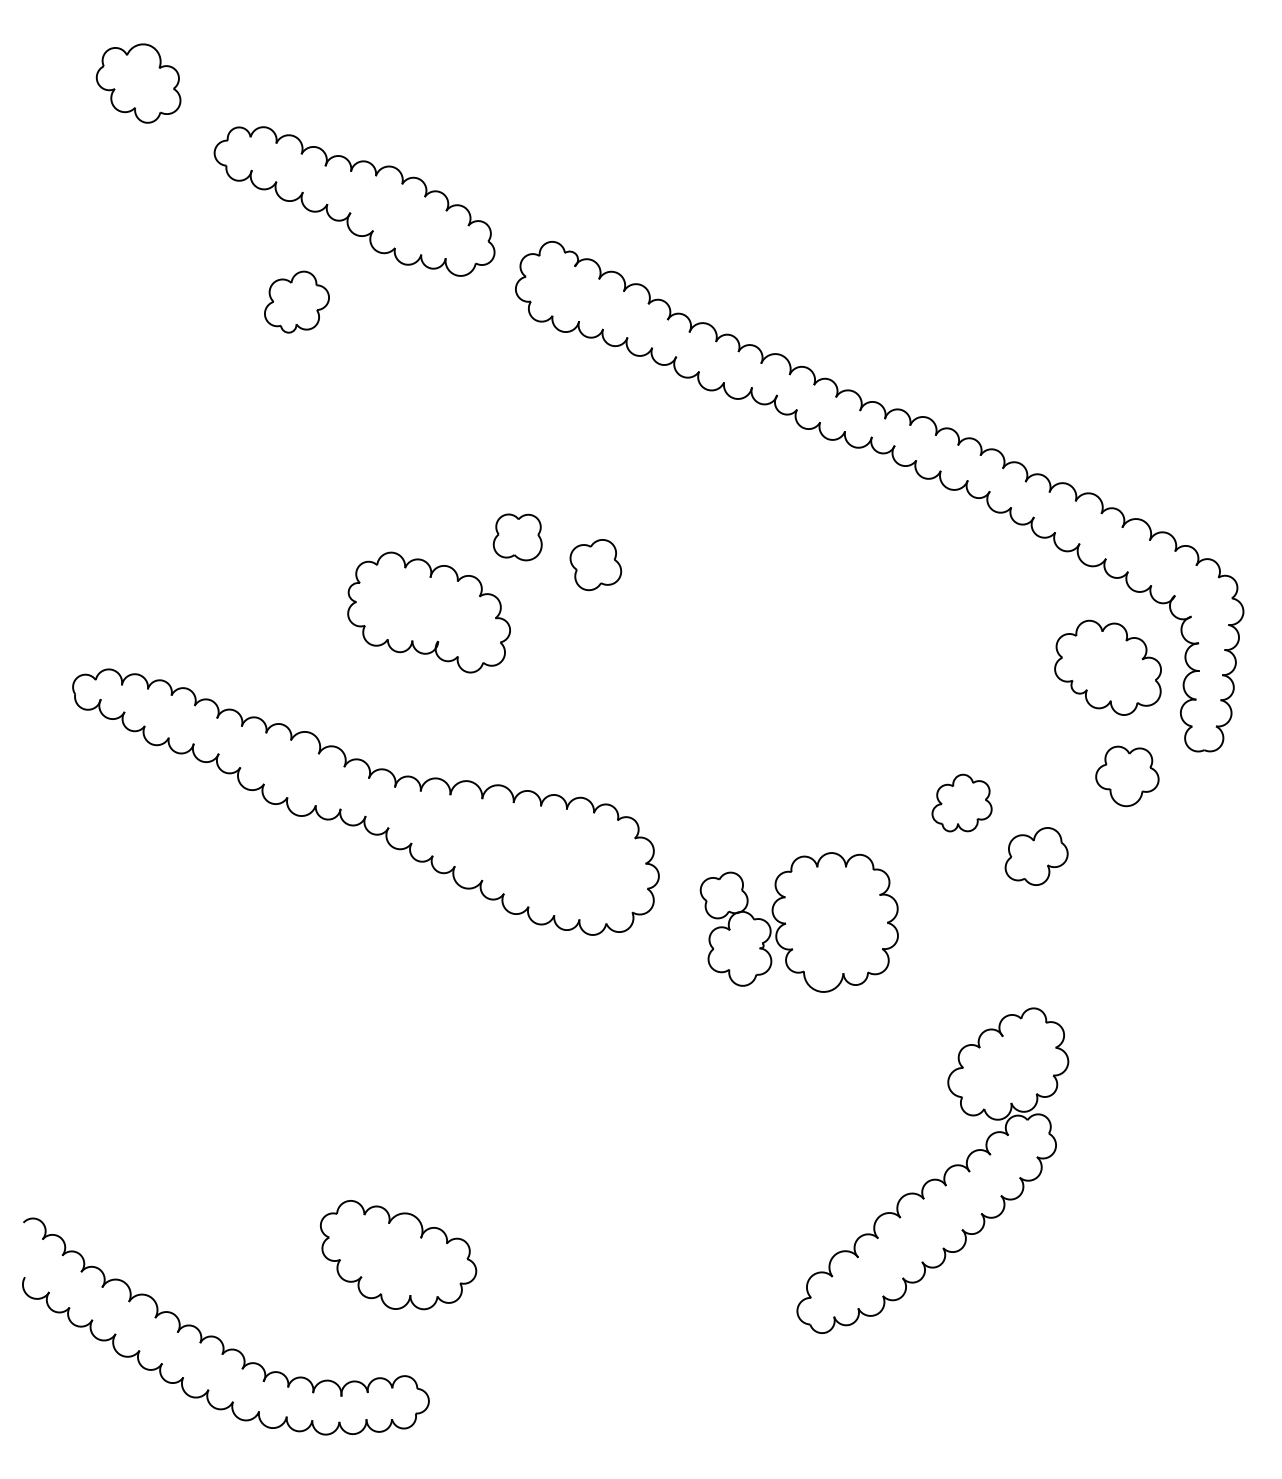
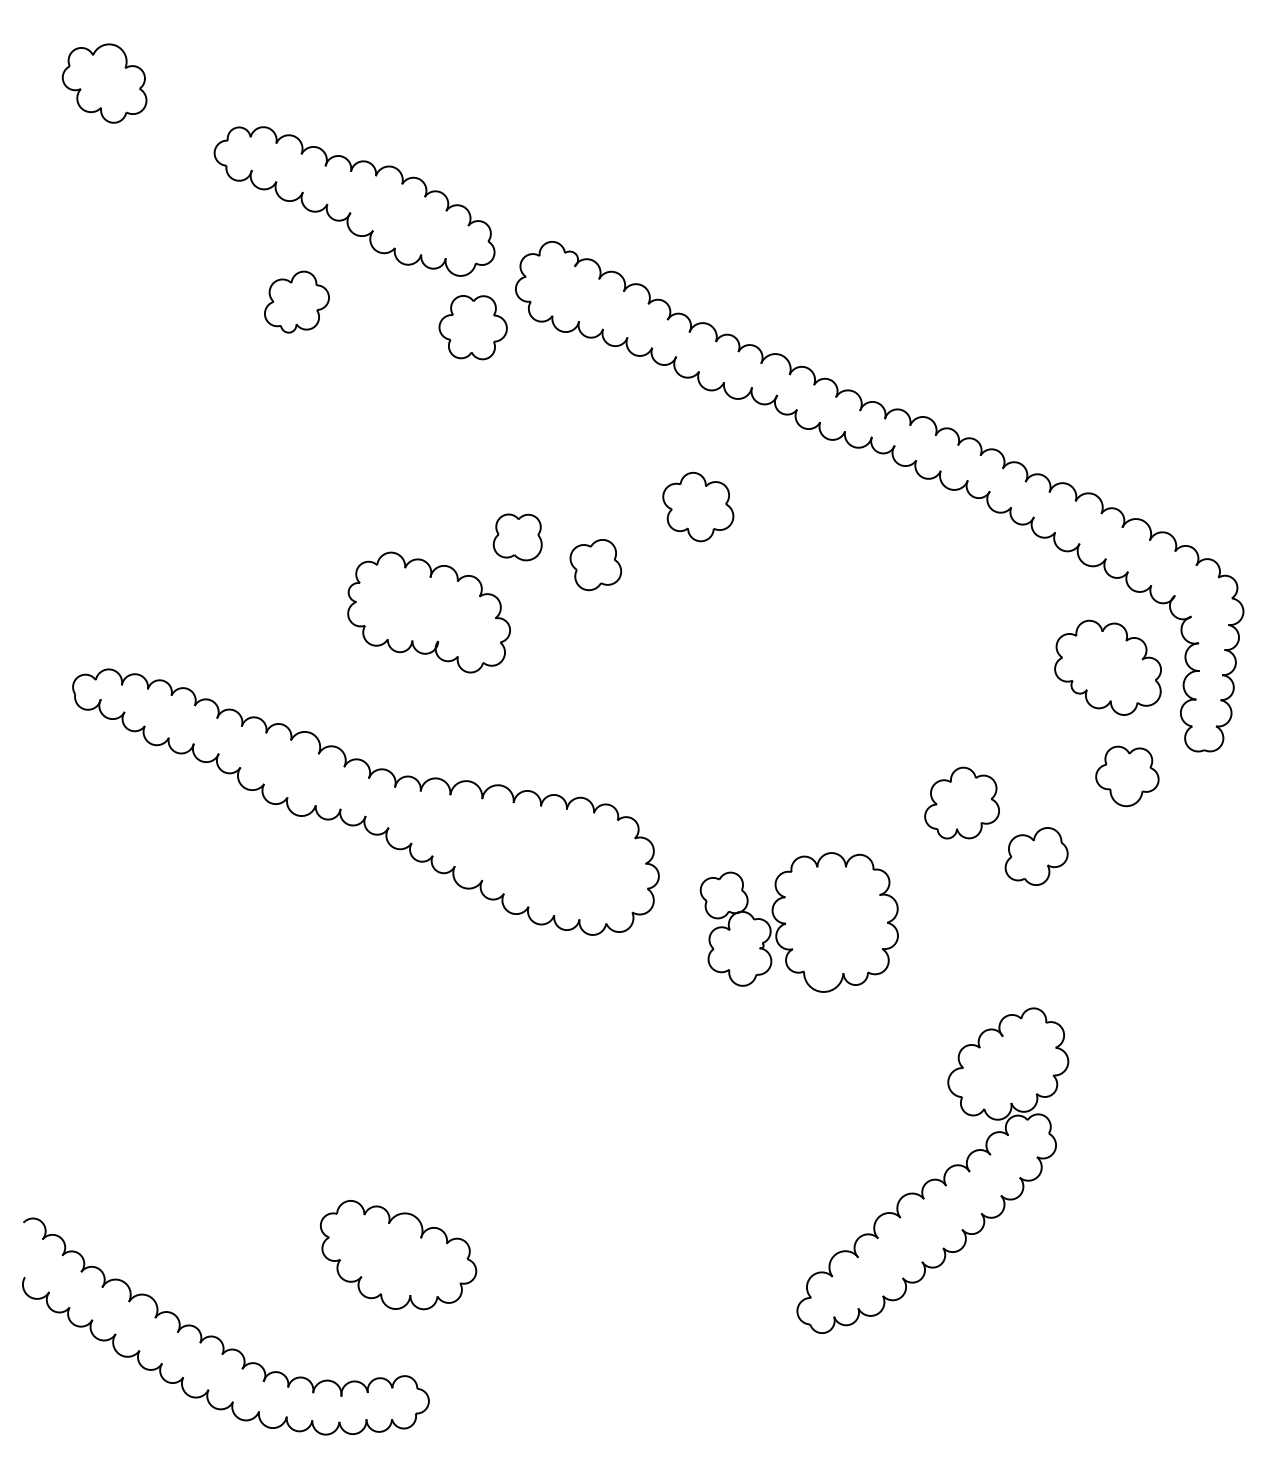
part position: (138, 83) -> (104, 83) (104, 83)
part: none -> present (472, 327)
part: none -> present (698, 506)
part size: 62x60 px -> 76x74 px (961, 802)
